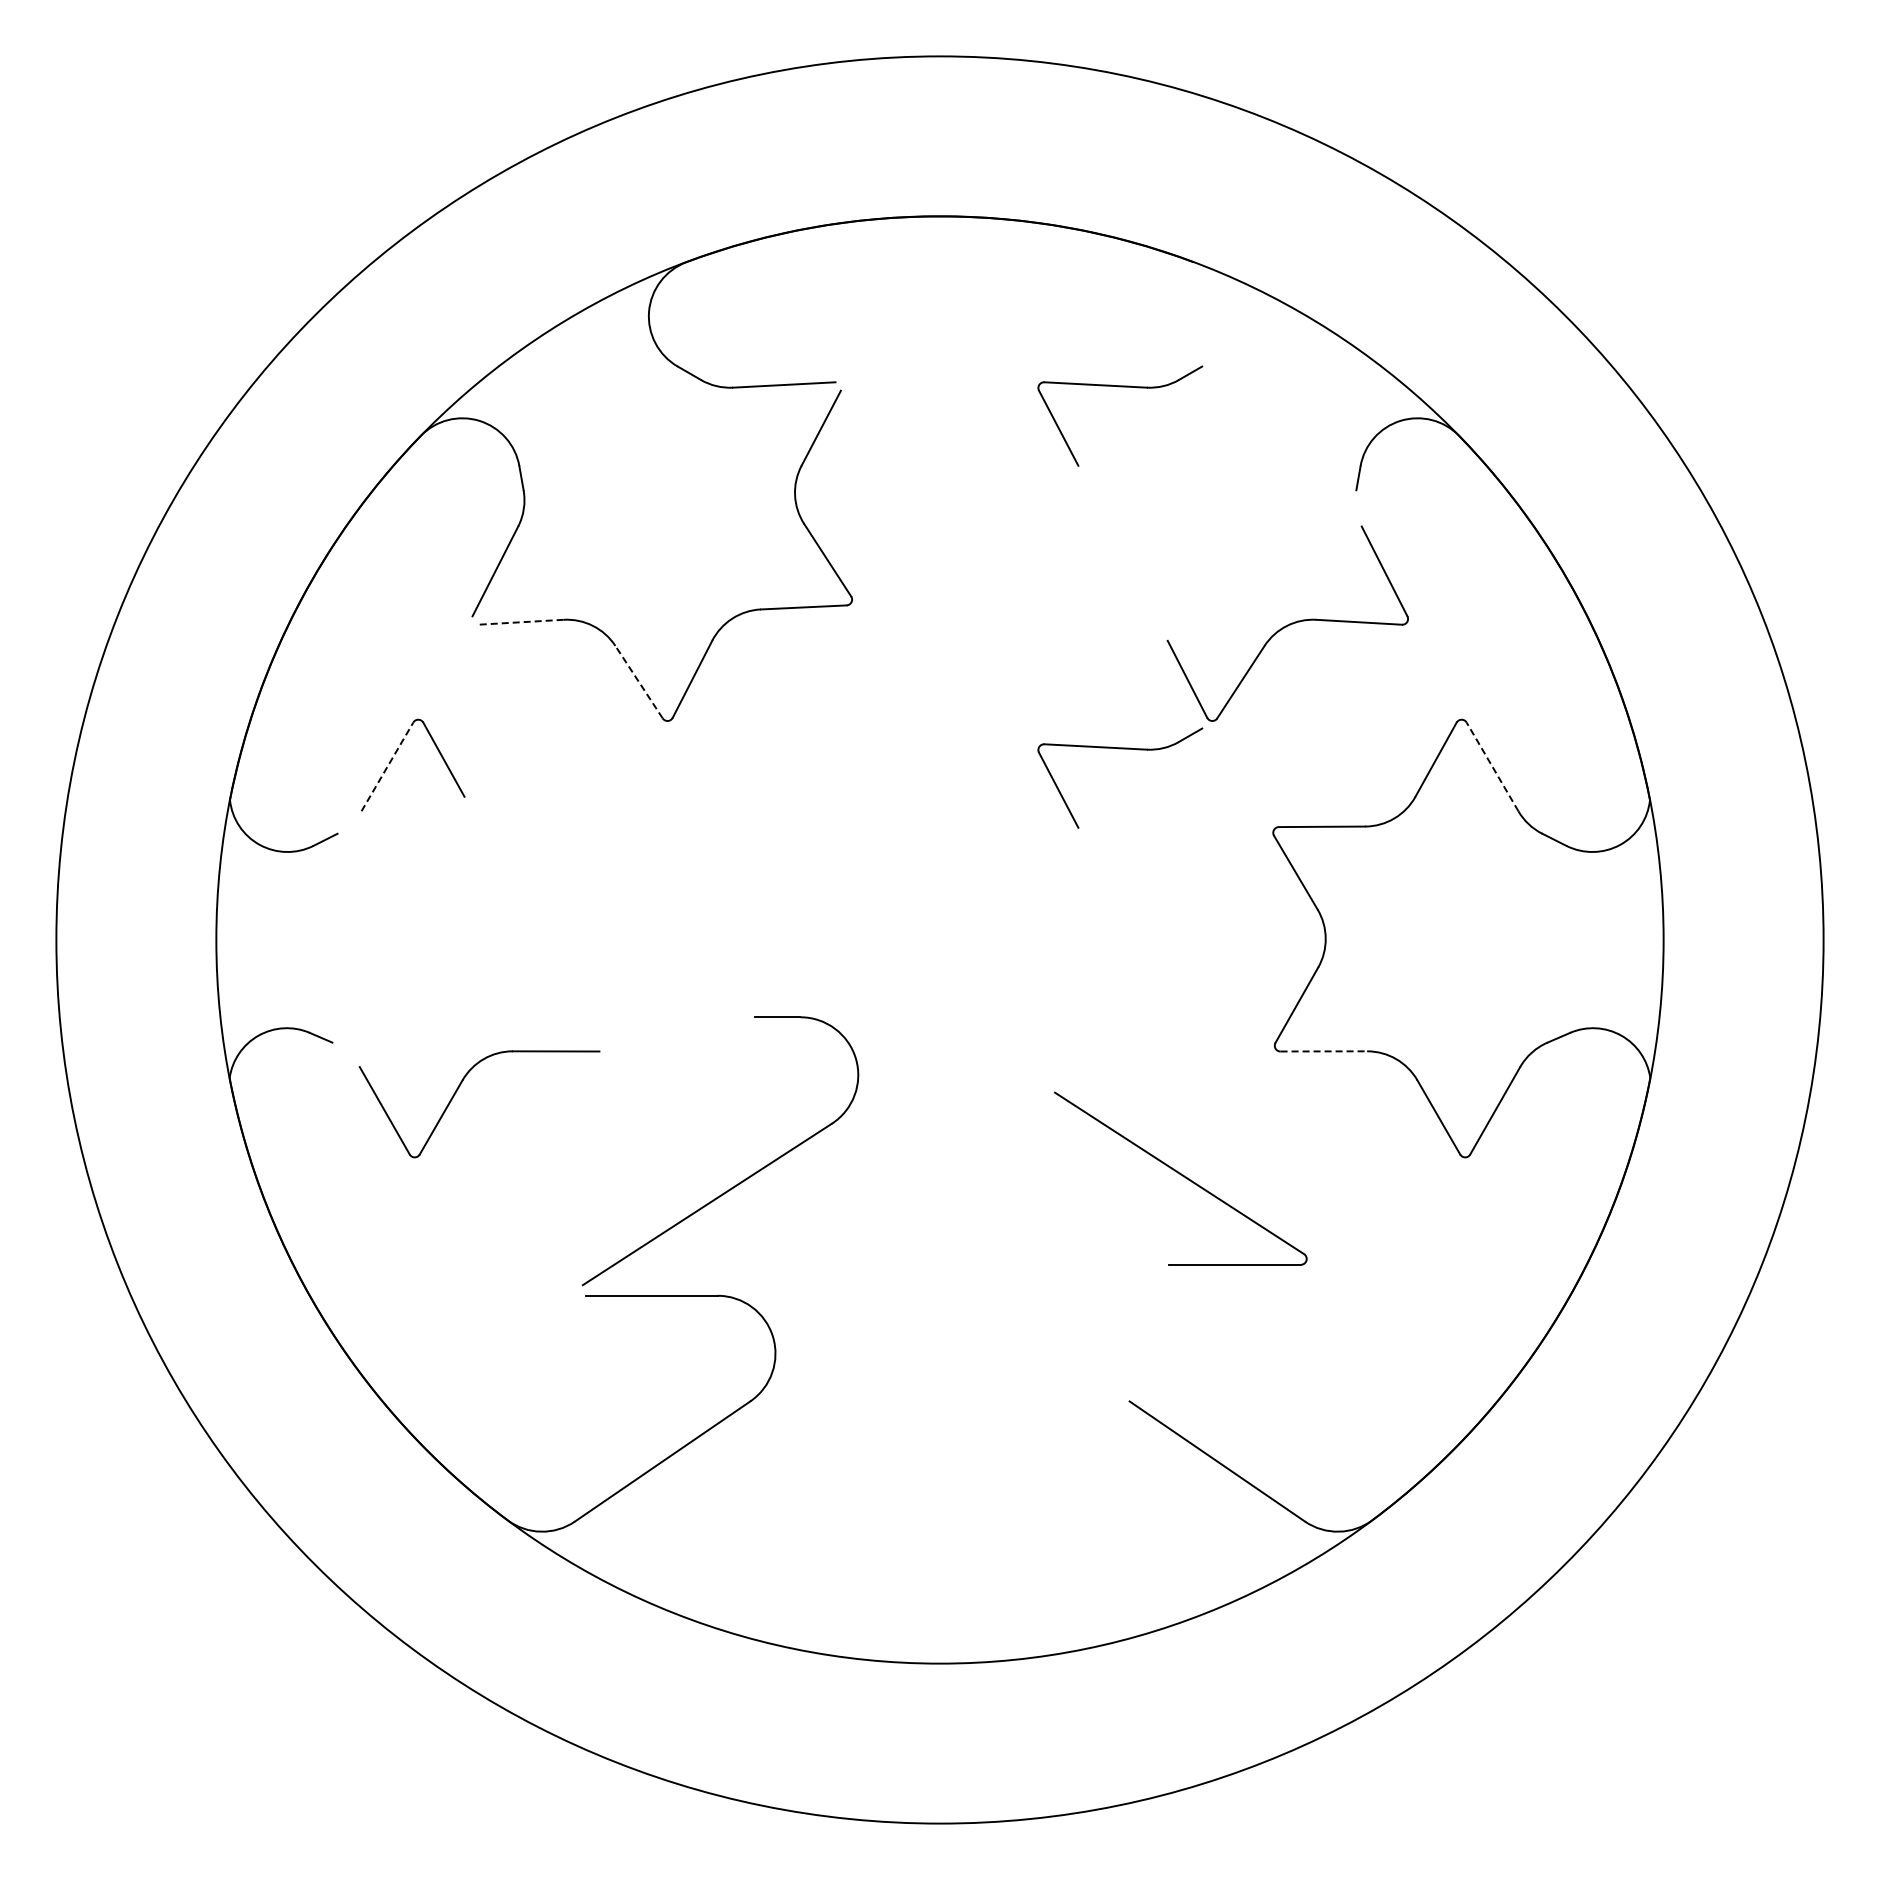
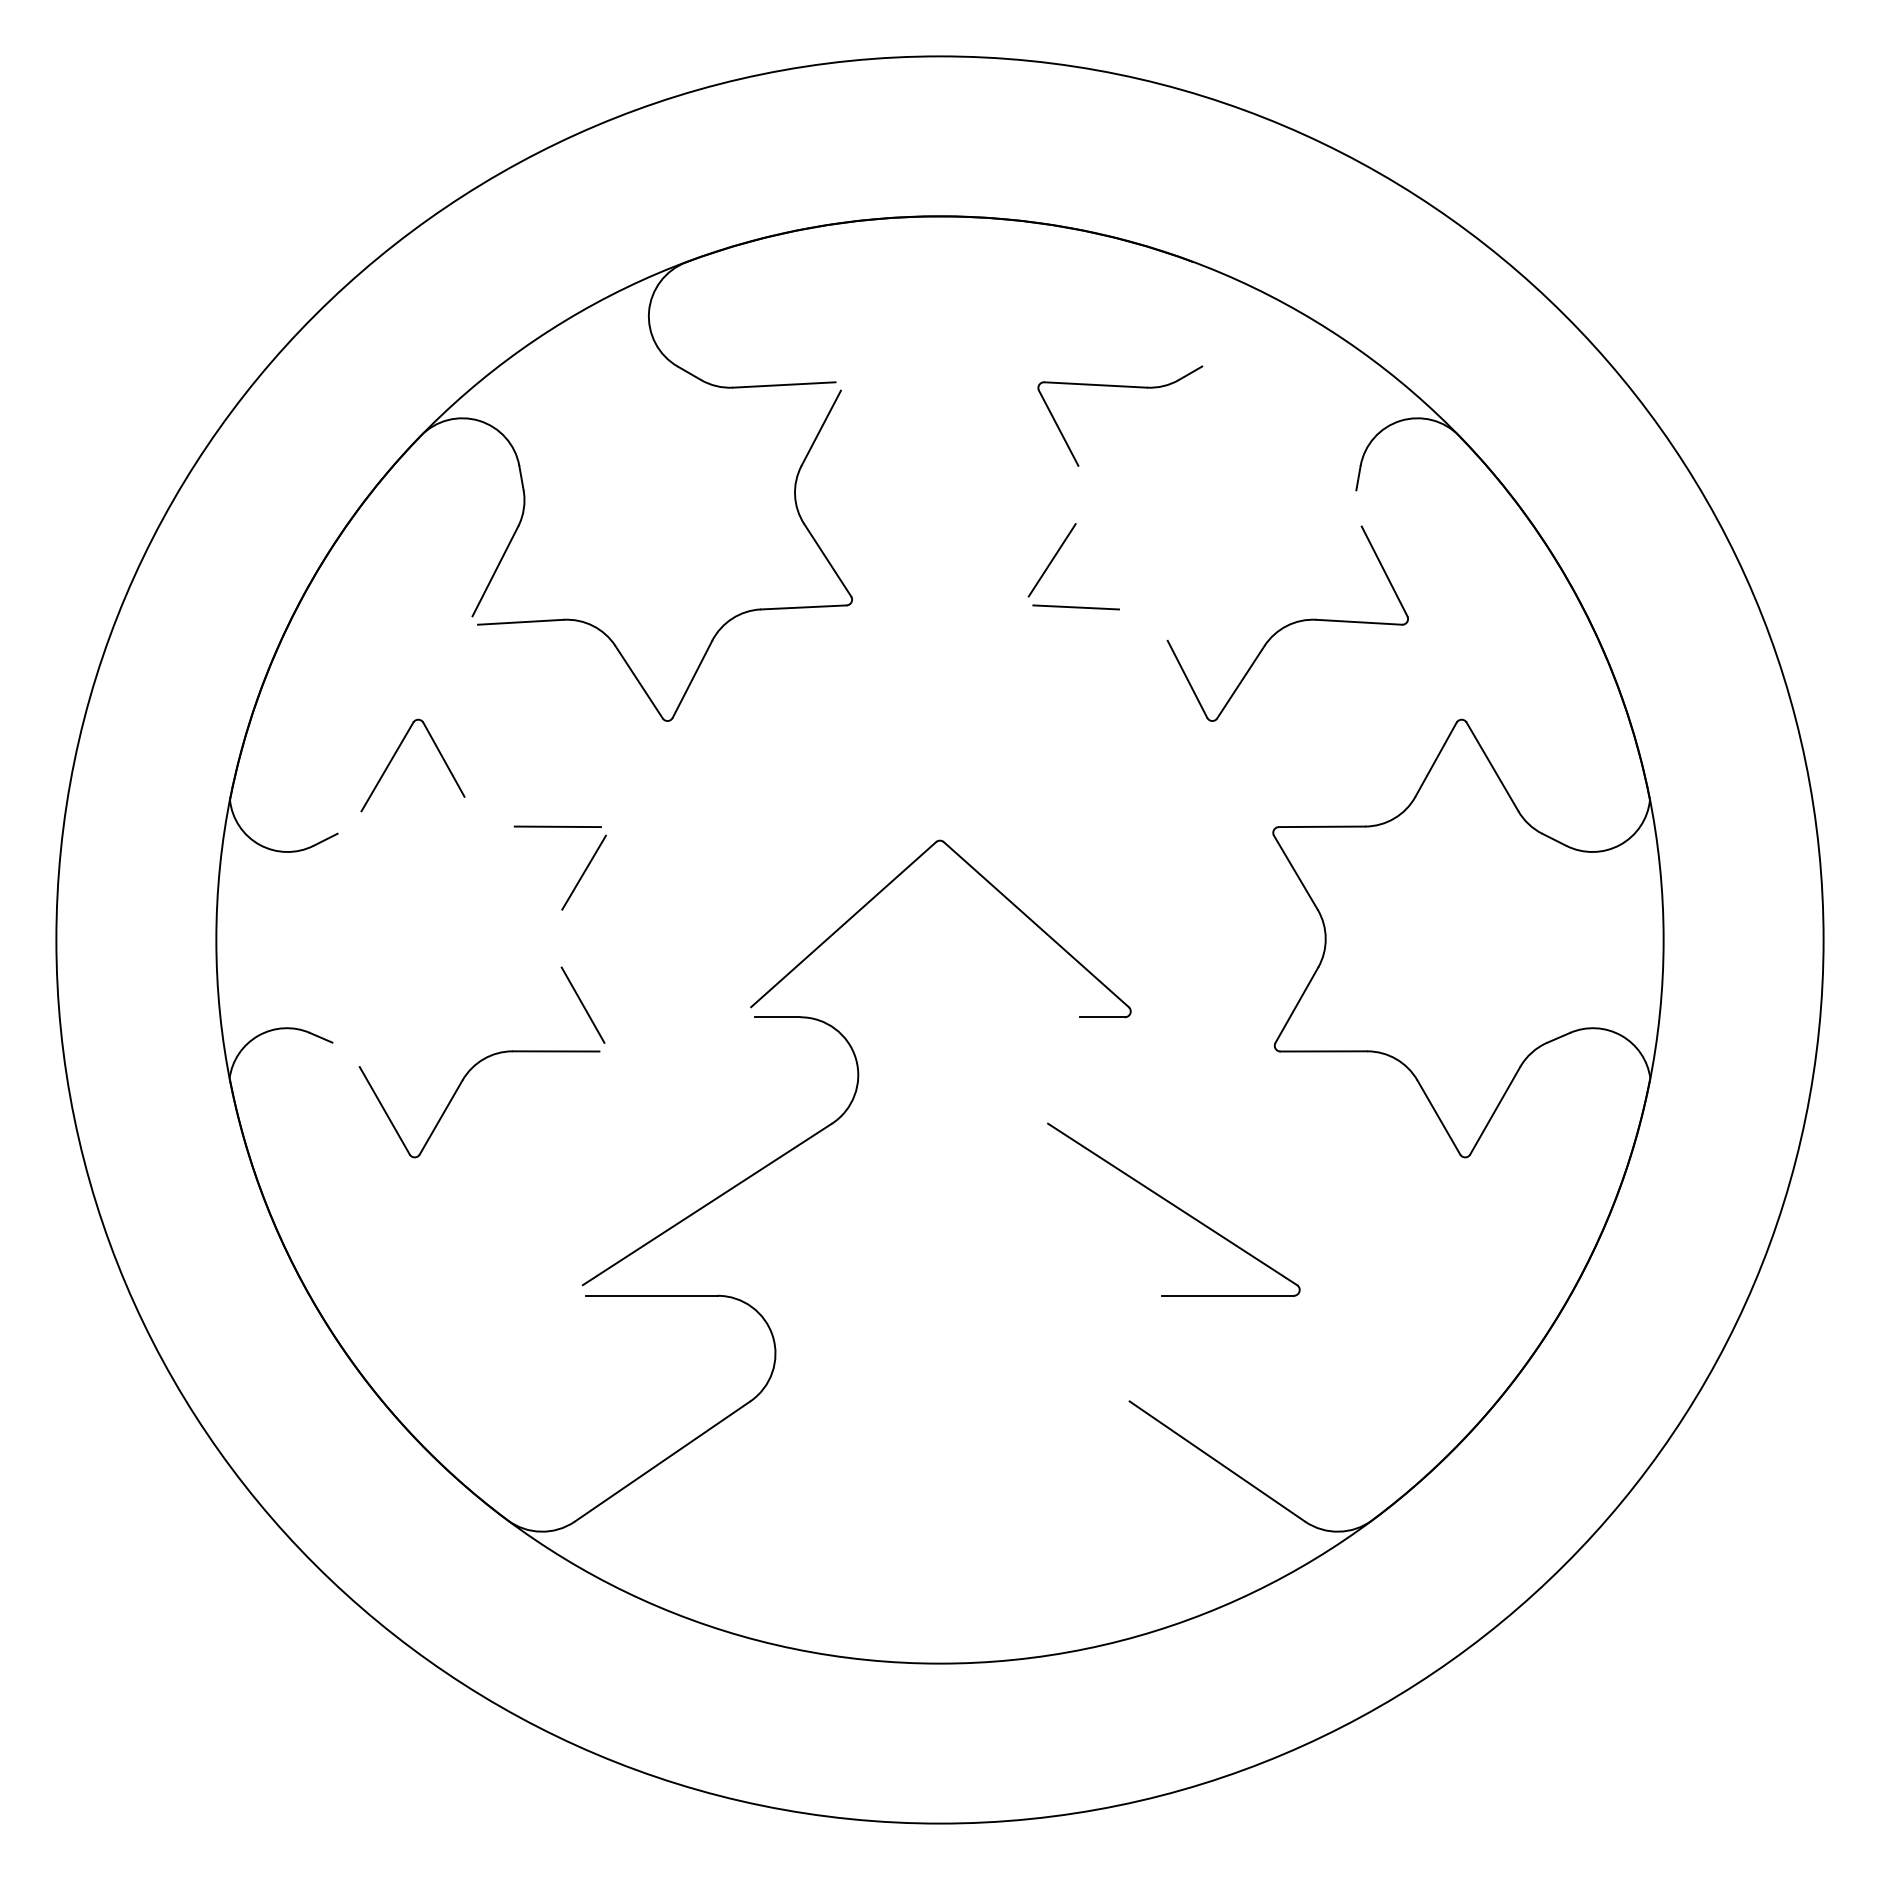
line: none -> present (1051, 560)
line: none -> present (1075, 607)
line: dashed -> solid (520, 622)
line: dashed -> solid (638, 681)
part: present -> none (1120, 749)
line: dashed -> solid (387, 766)
line: dashed -> solid (1492, 766)
line: none -> present (557, 826)
line: none -> present (583, 872)
part: none -> present (980, 876)
line: none -> present (582, 1004)
line: dashed -> solid (1324, 1051)
part position: (1180, 1178) -> (1173, 1209) (1173, 1209)
